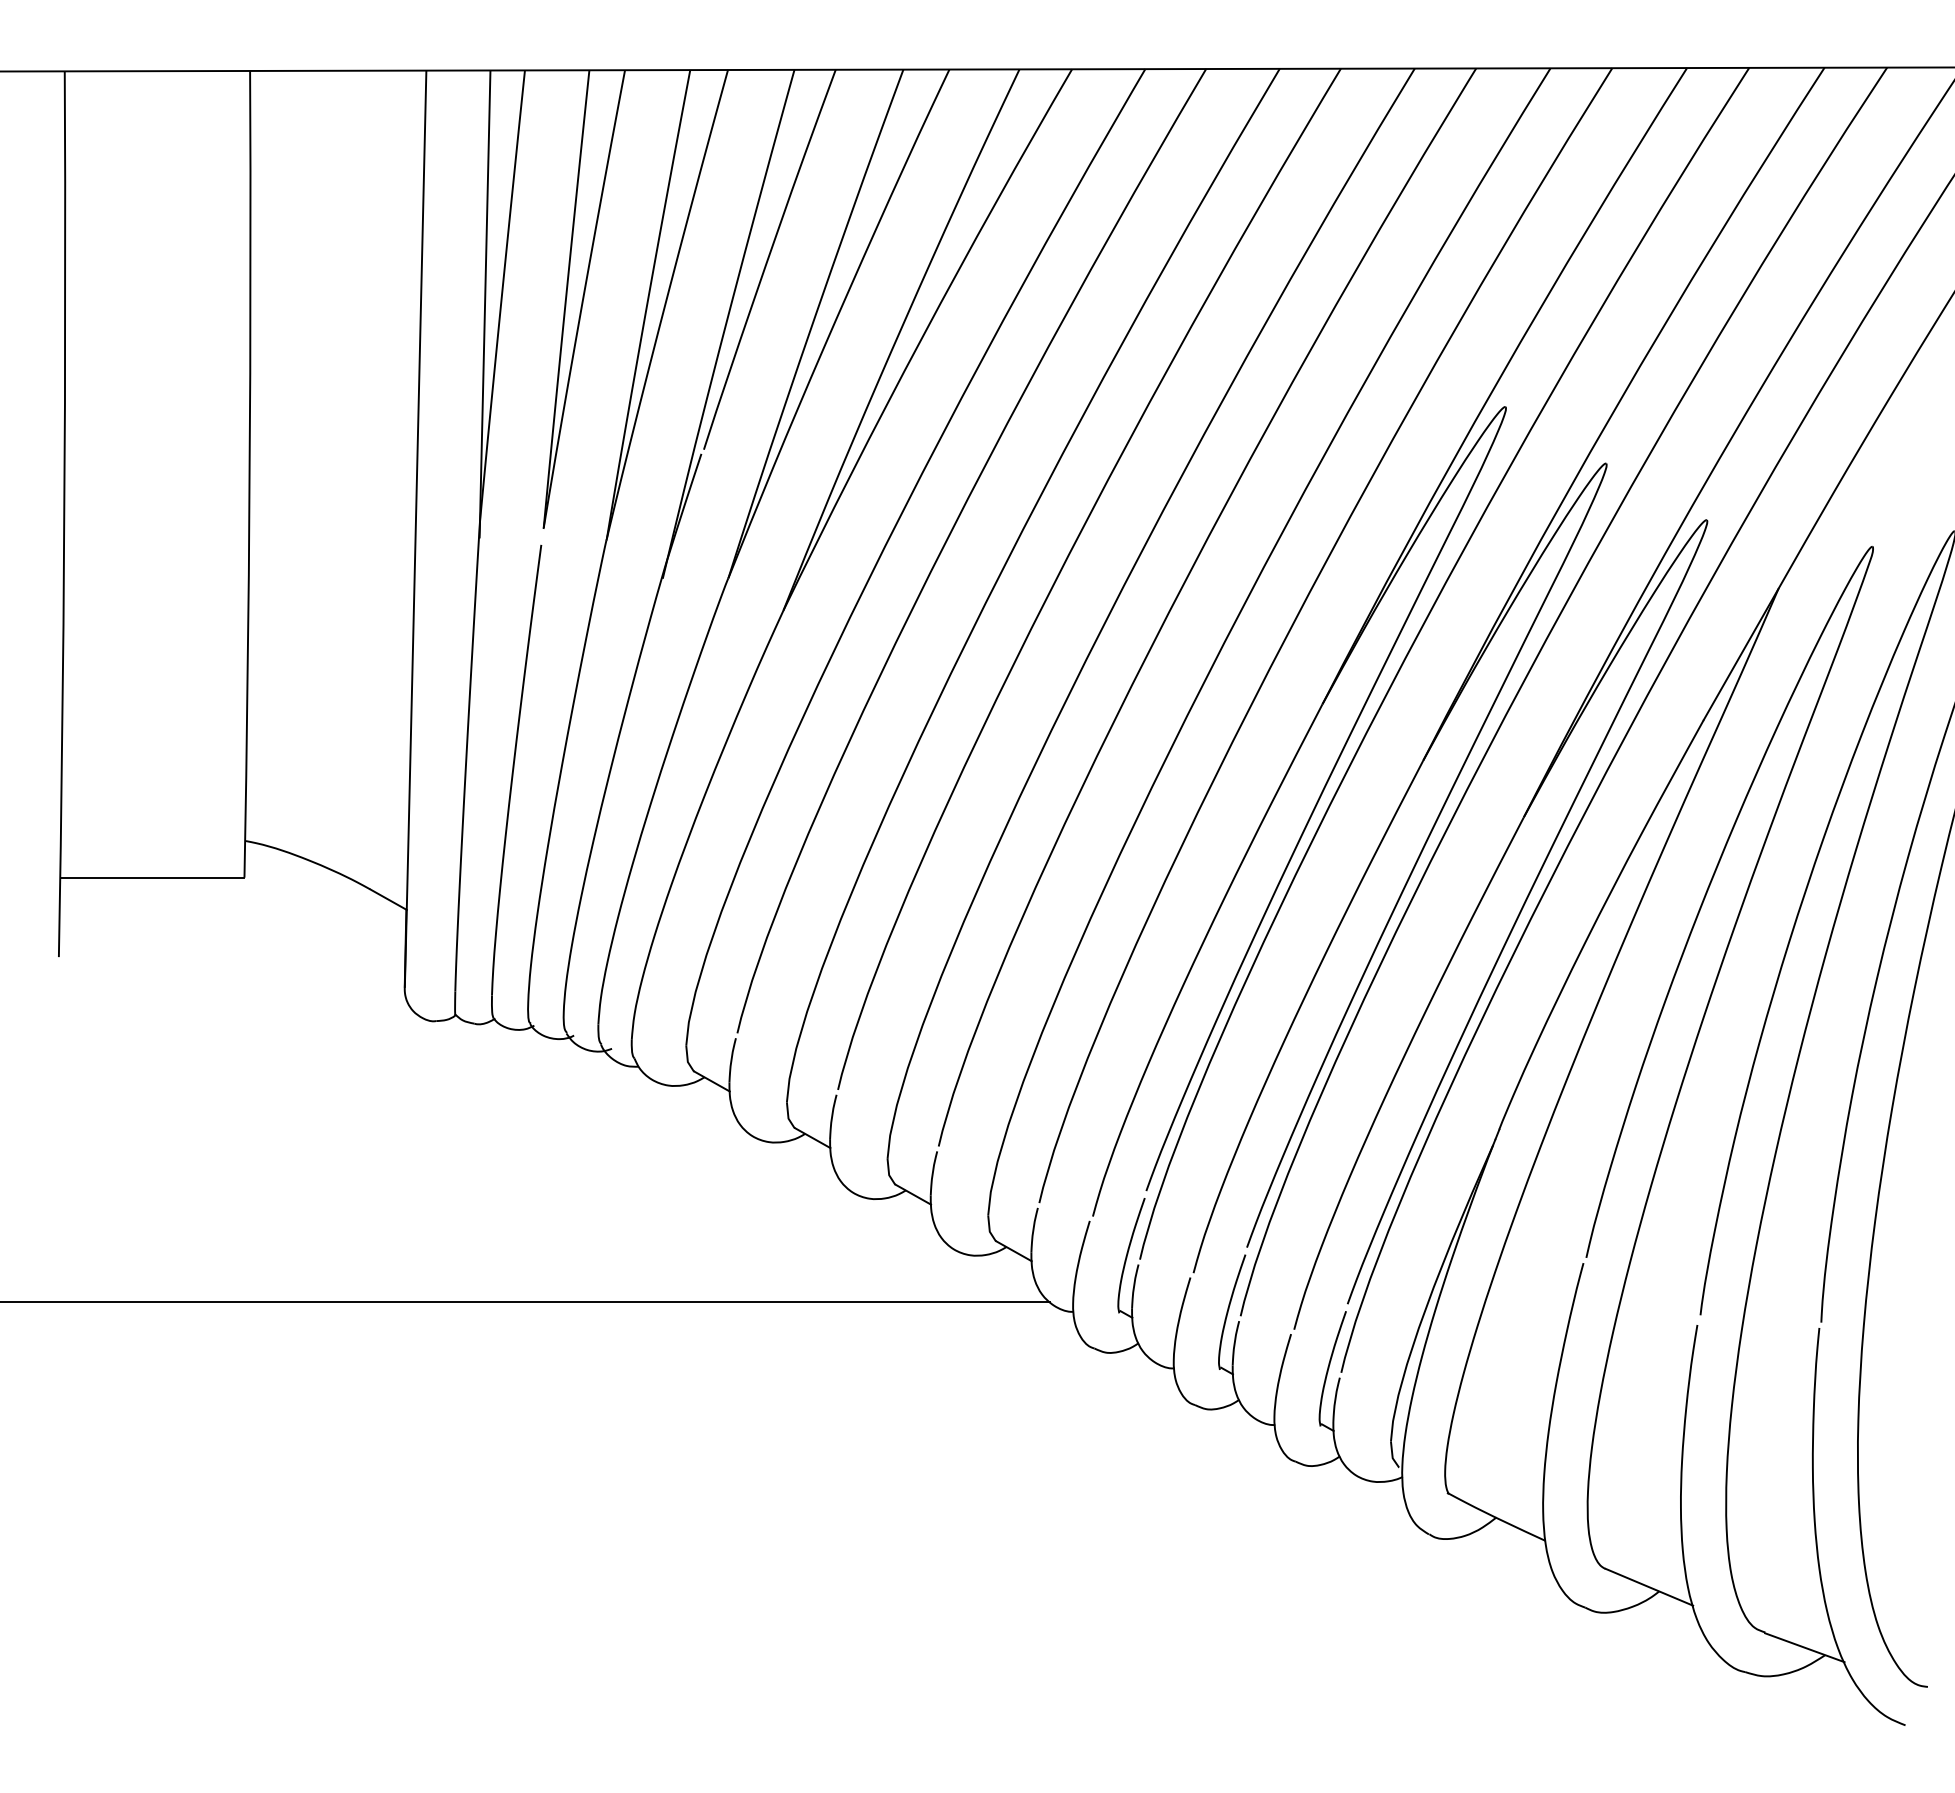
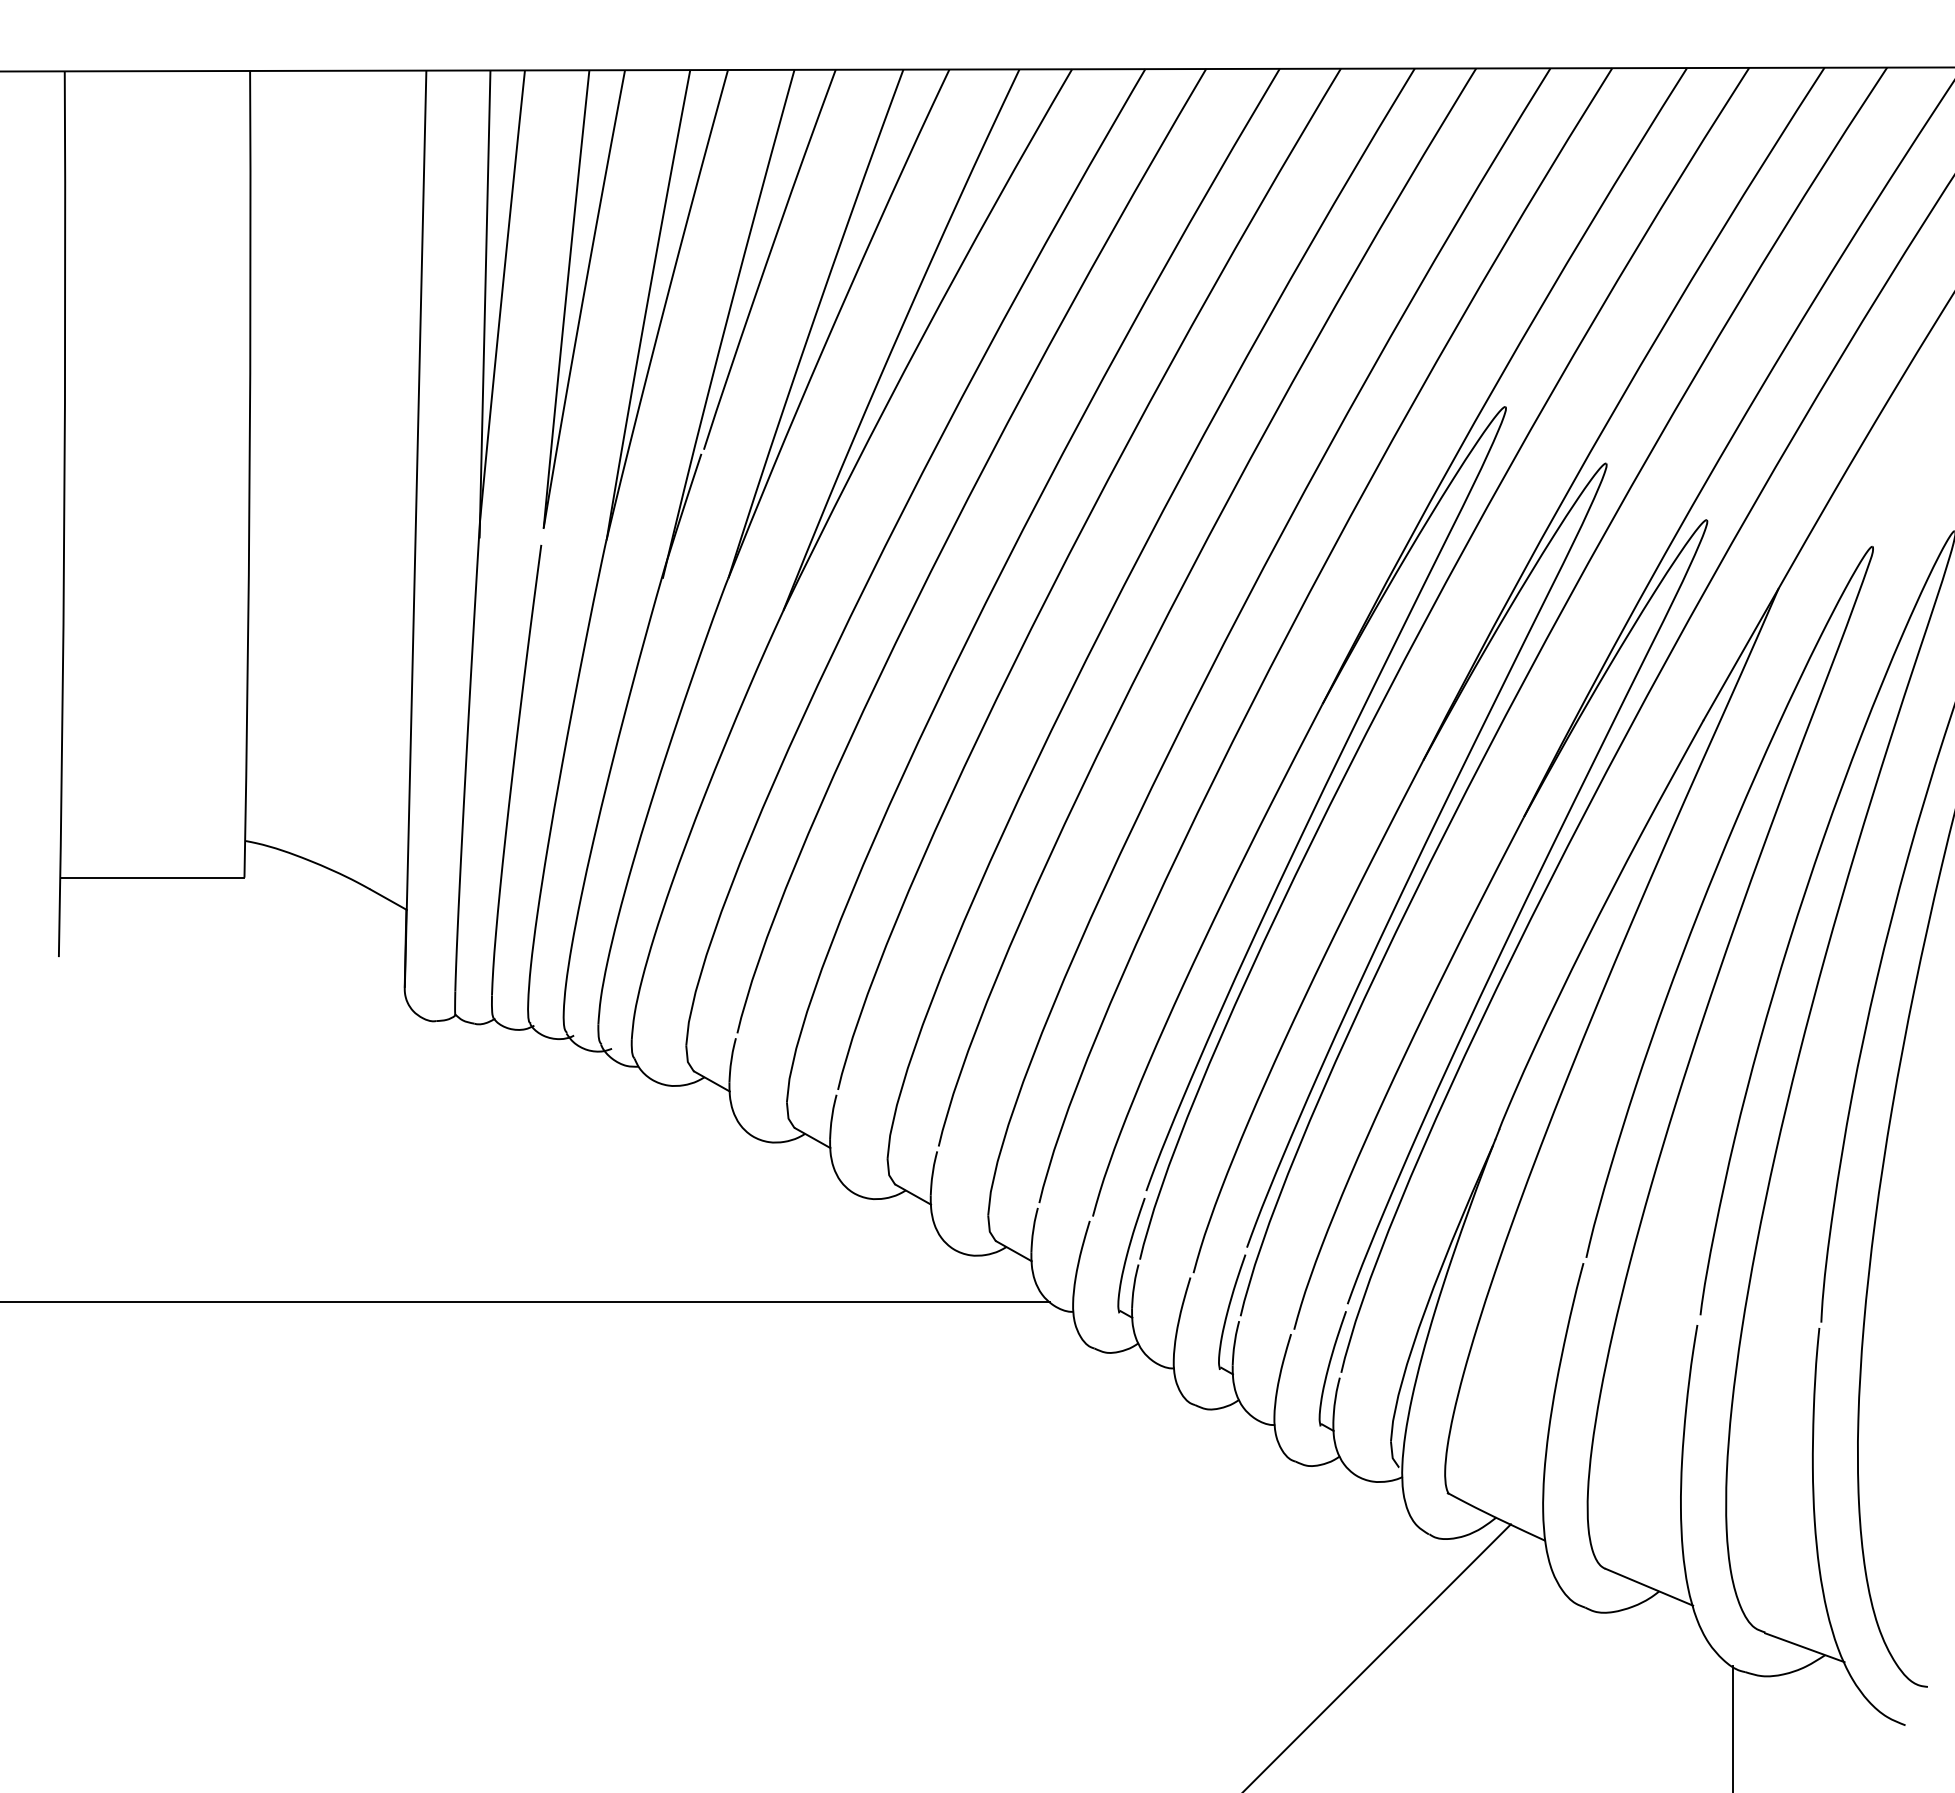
line: none -> present (1377, 1656)
line: none -> present (1733, 1727)
